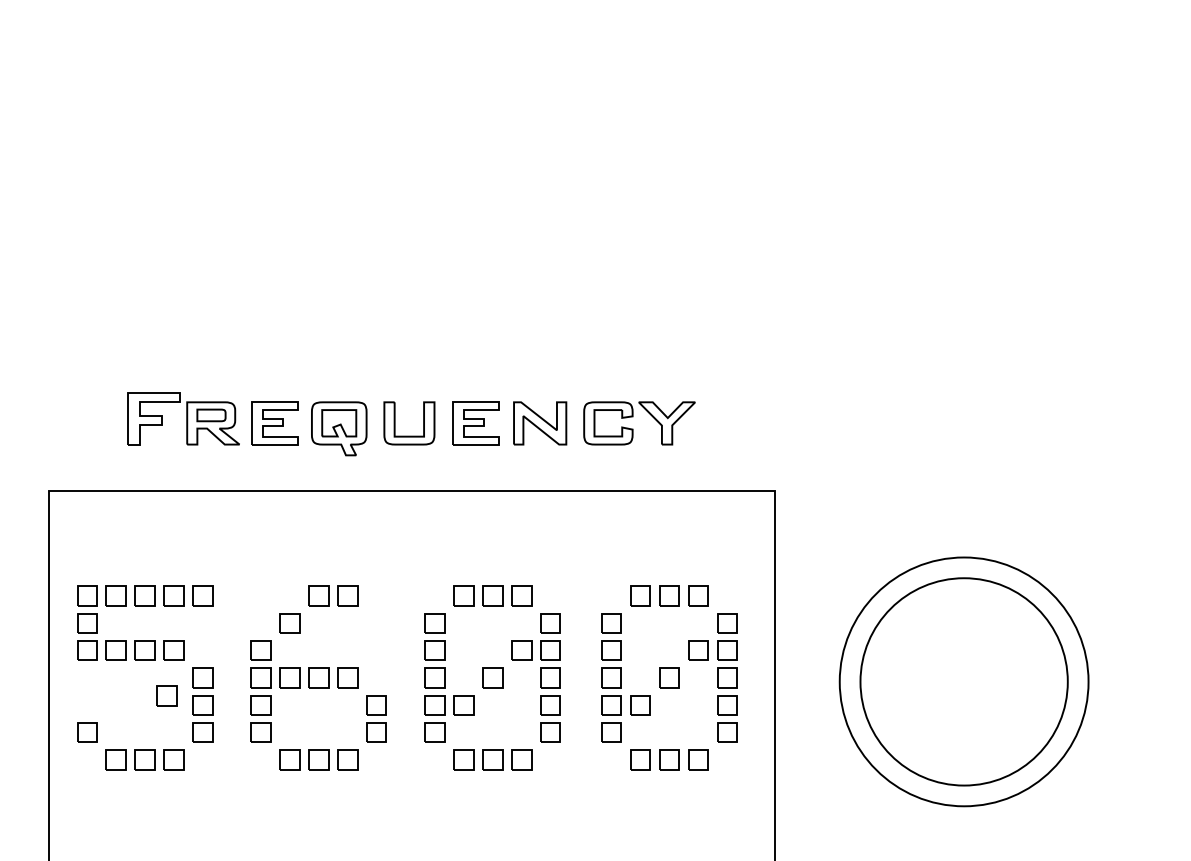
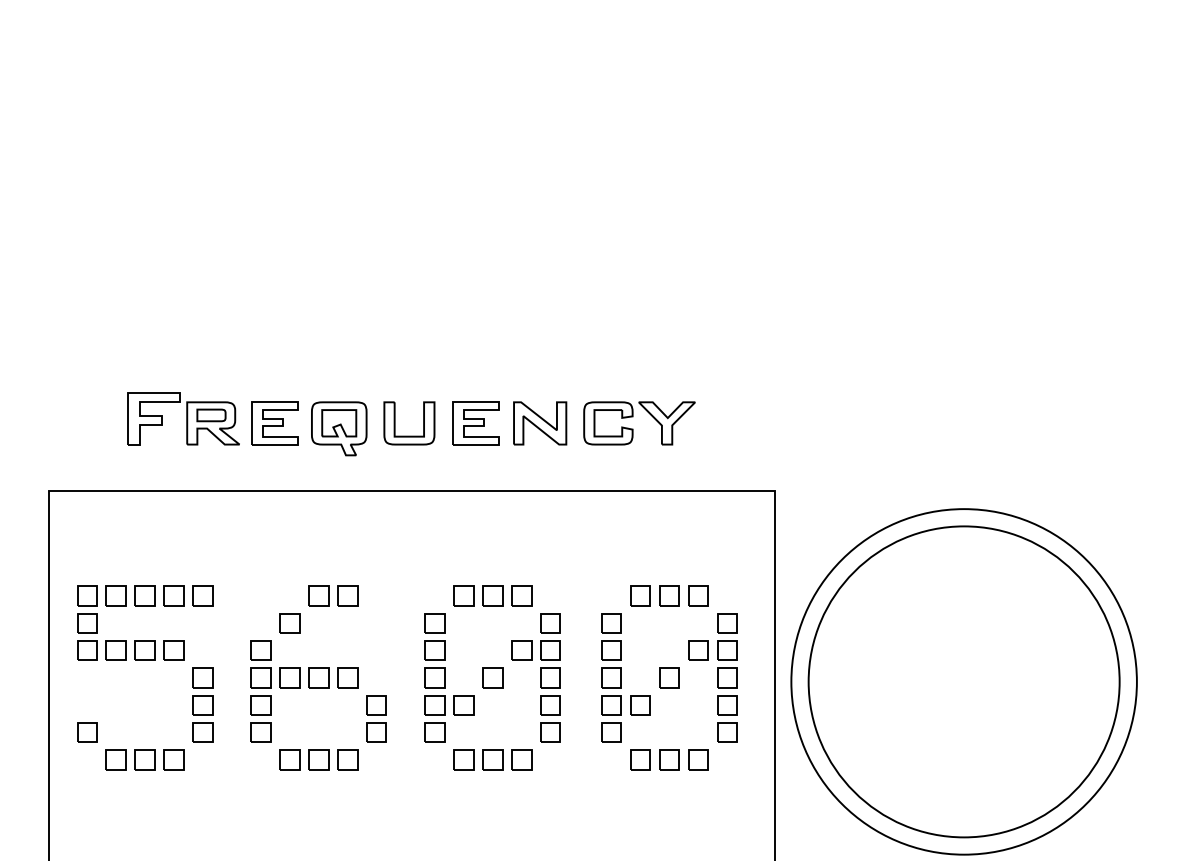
circle diameter: 207 px -> 346 px (963, 681)
circle diameter: 249 px -> 311 px (963, 681)
part: present -> none (166, 695)
